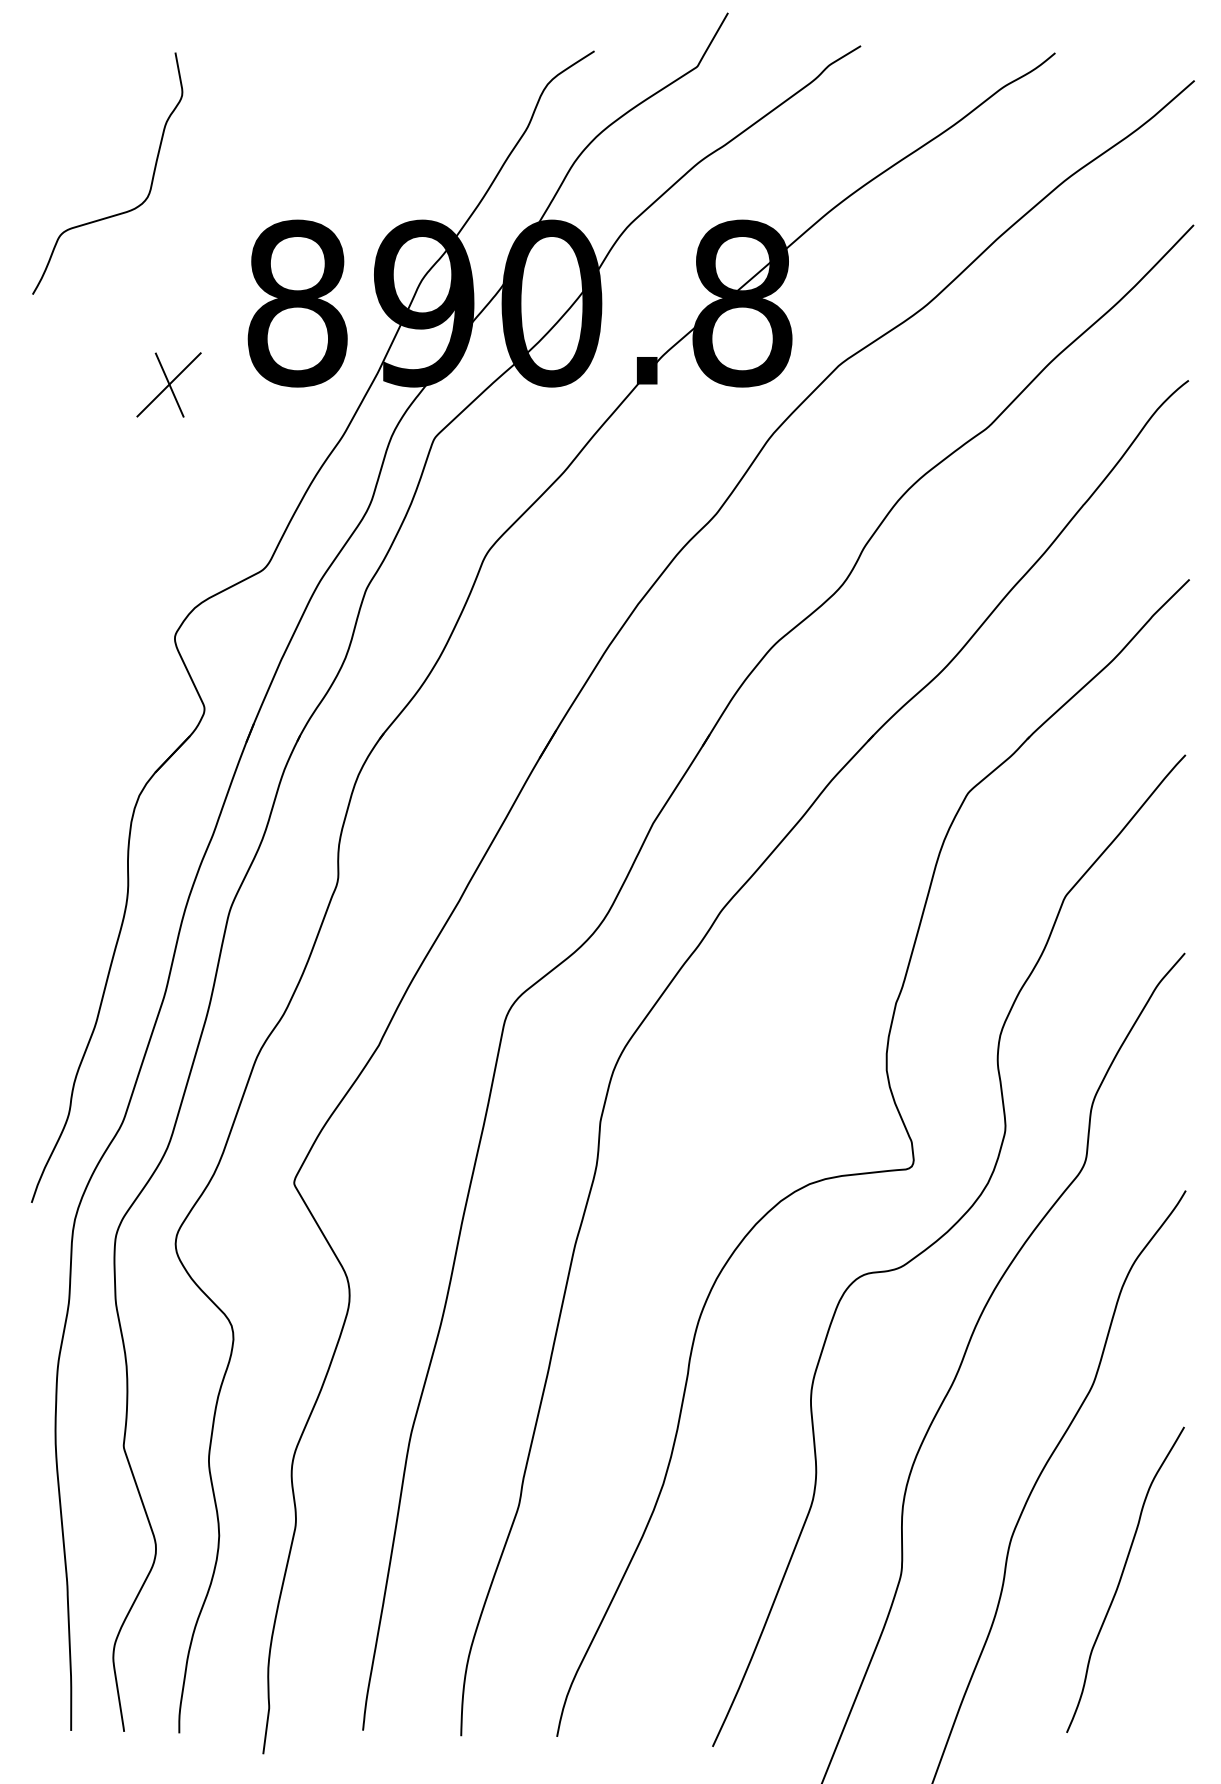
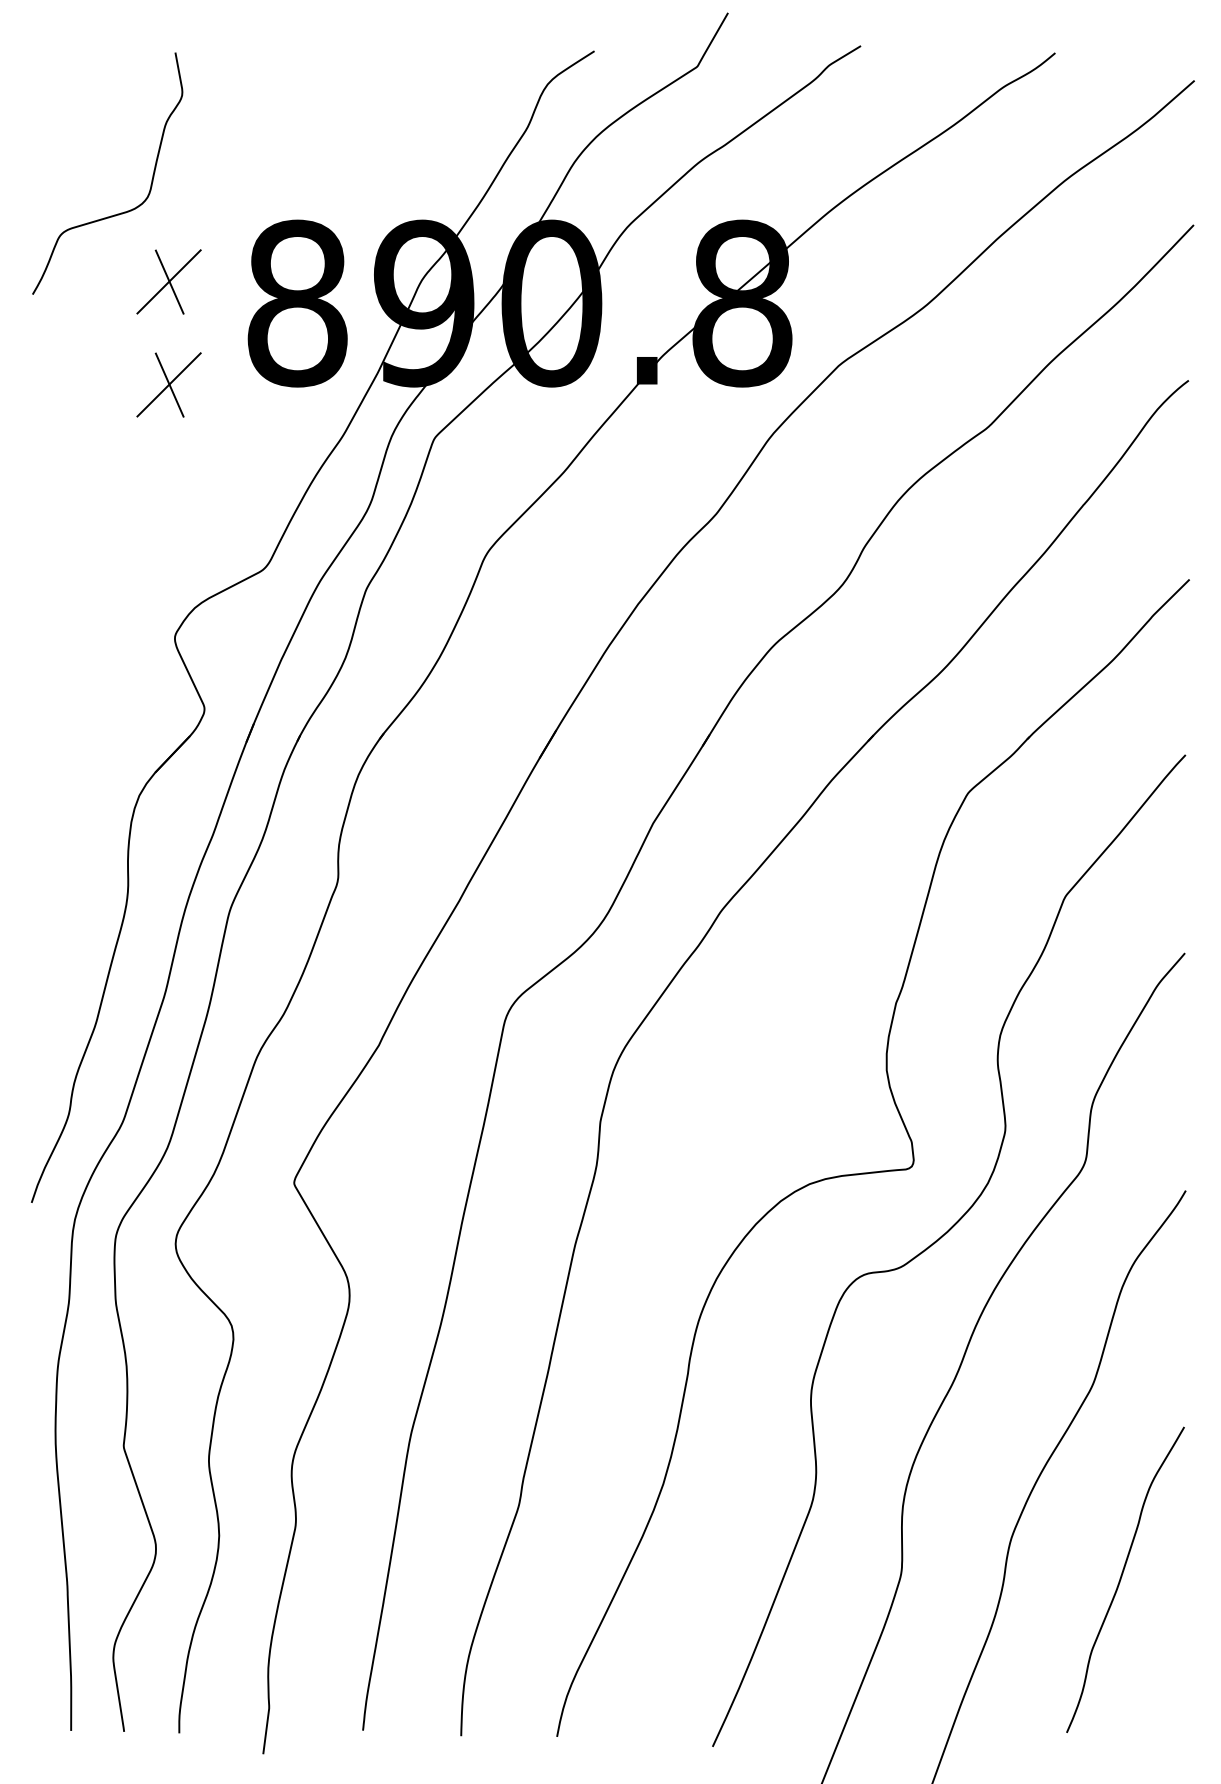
part: none -> present (168, 281)
